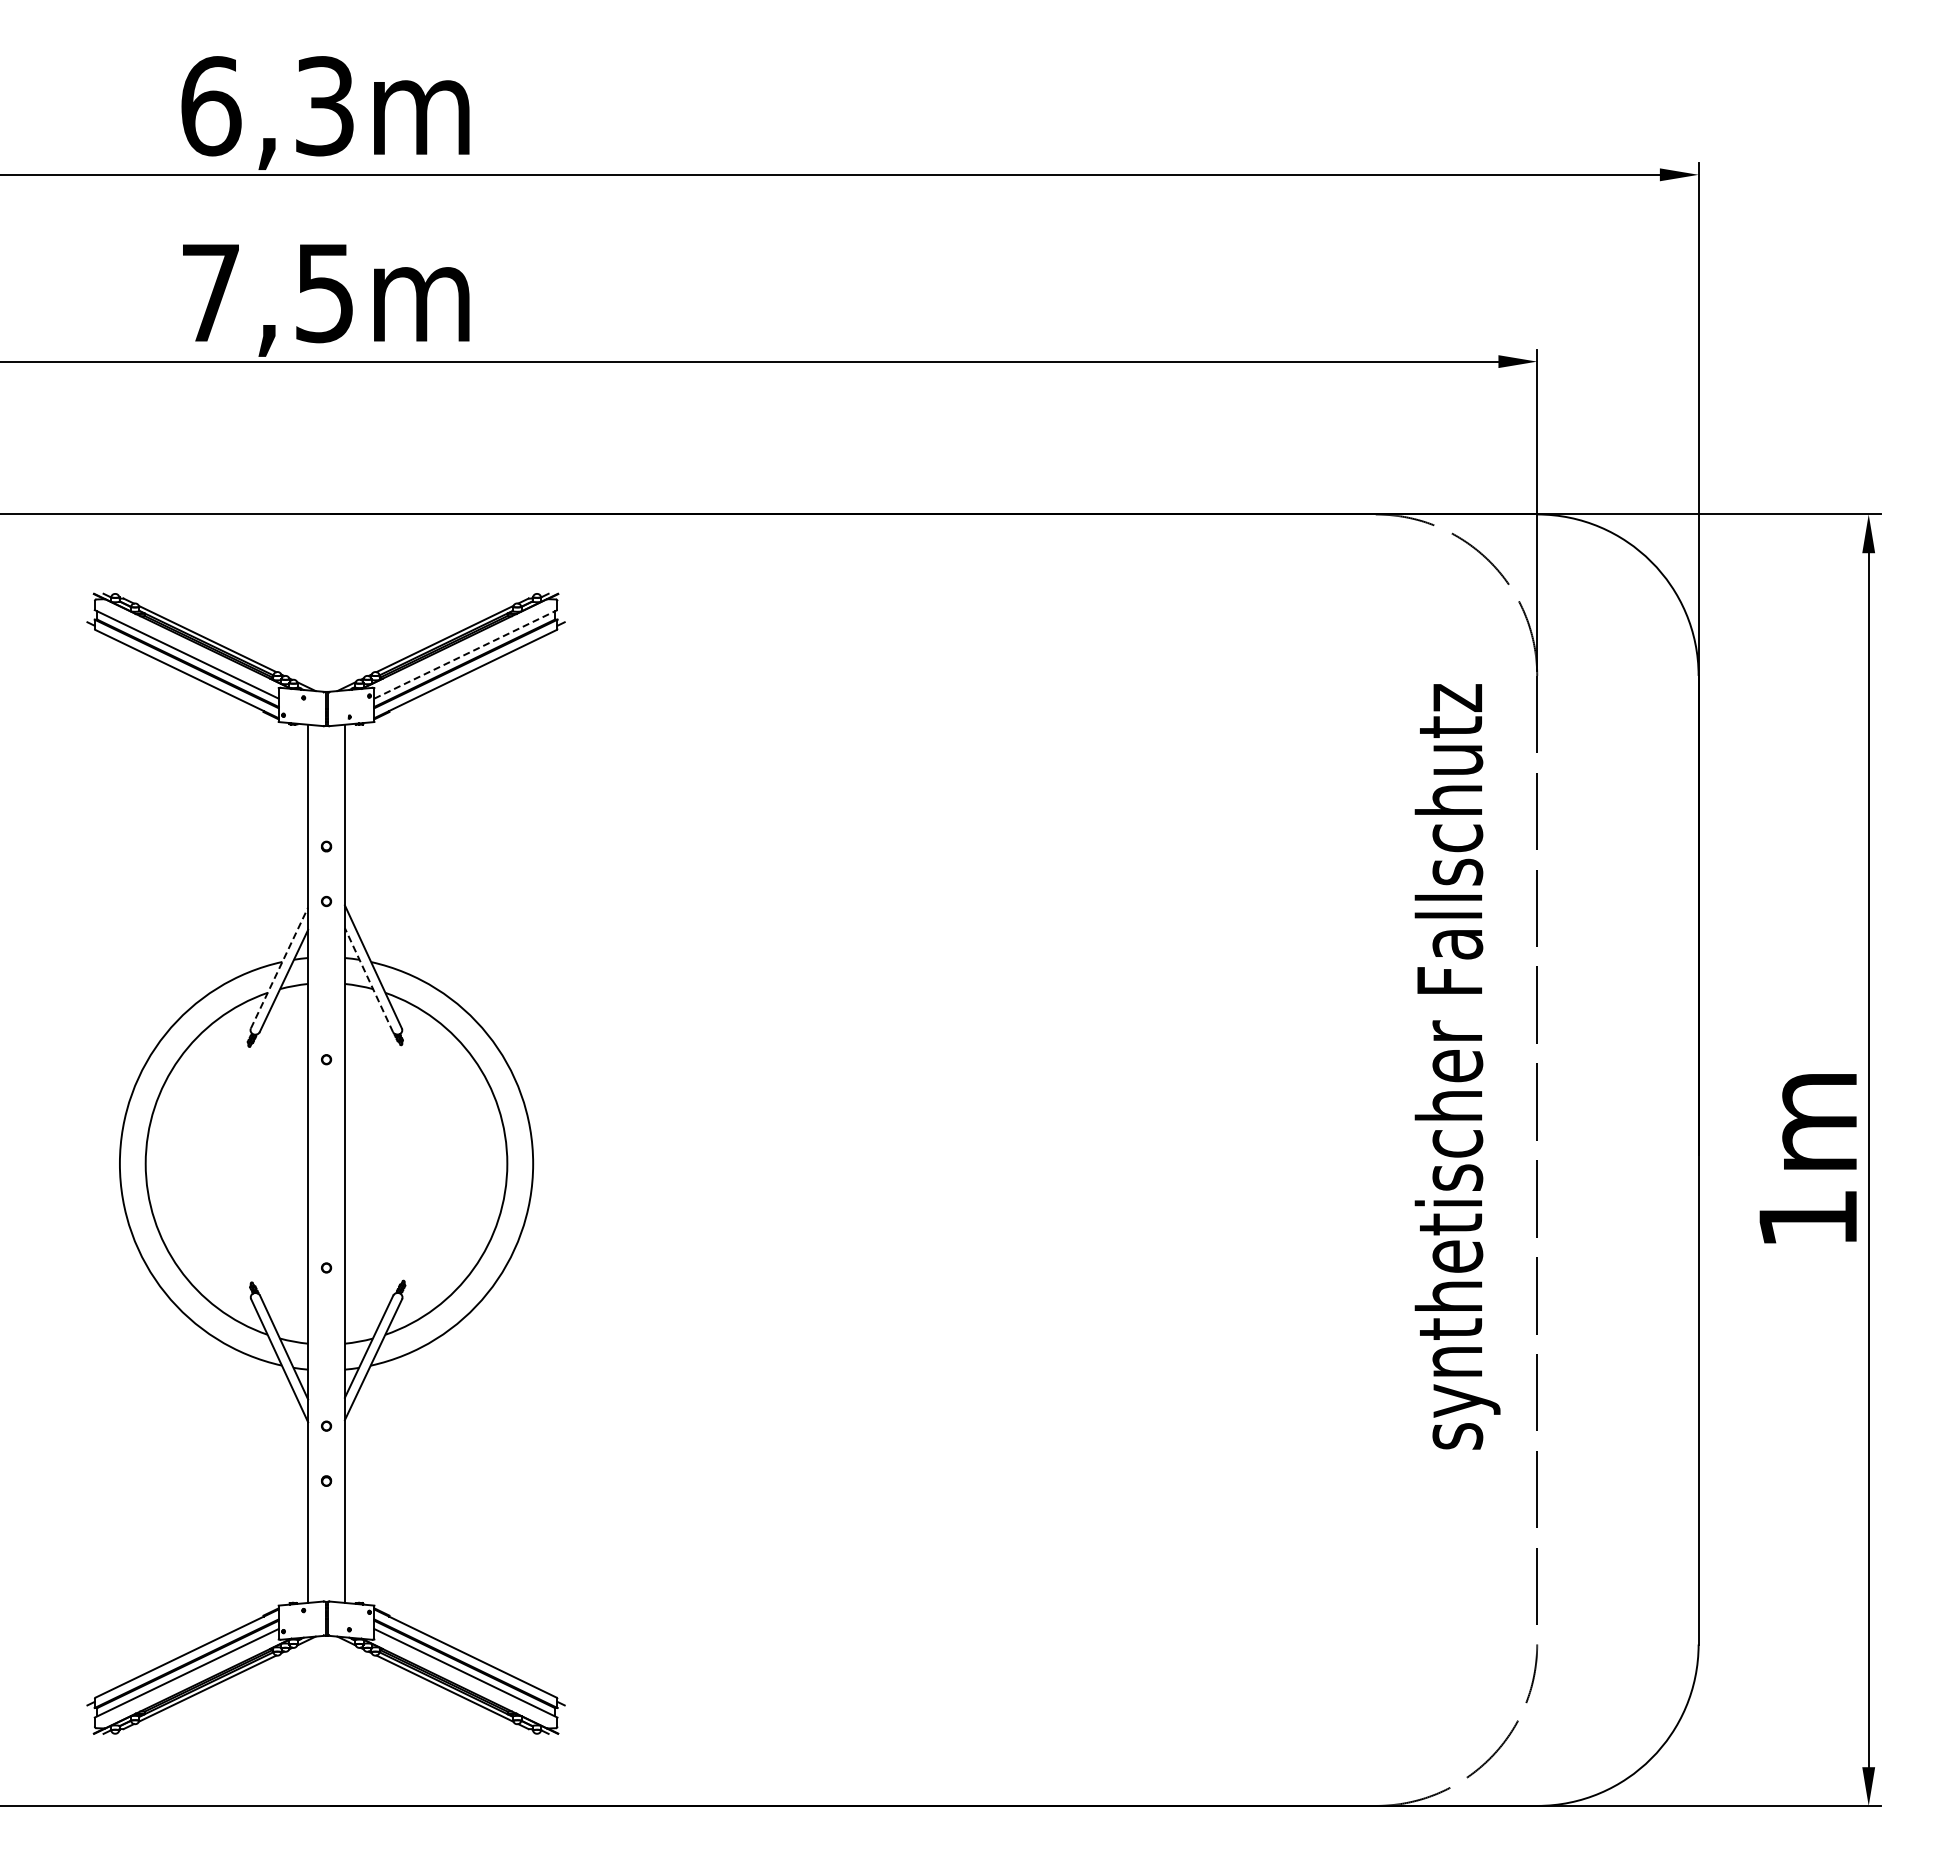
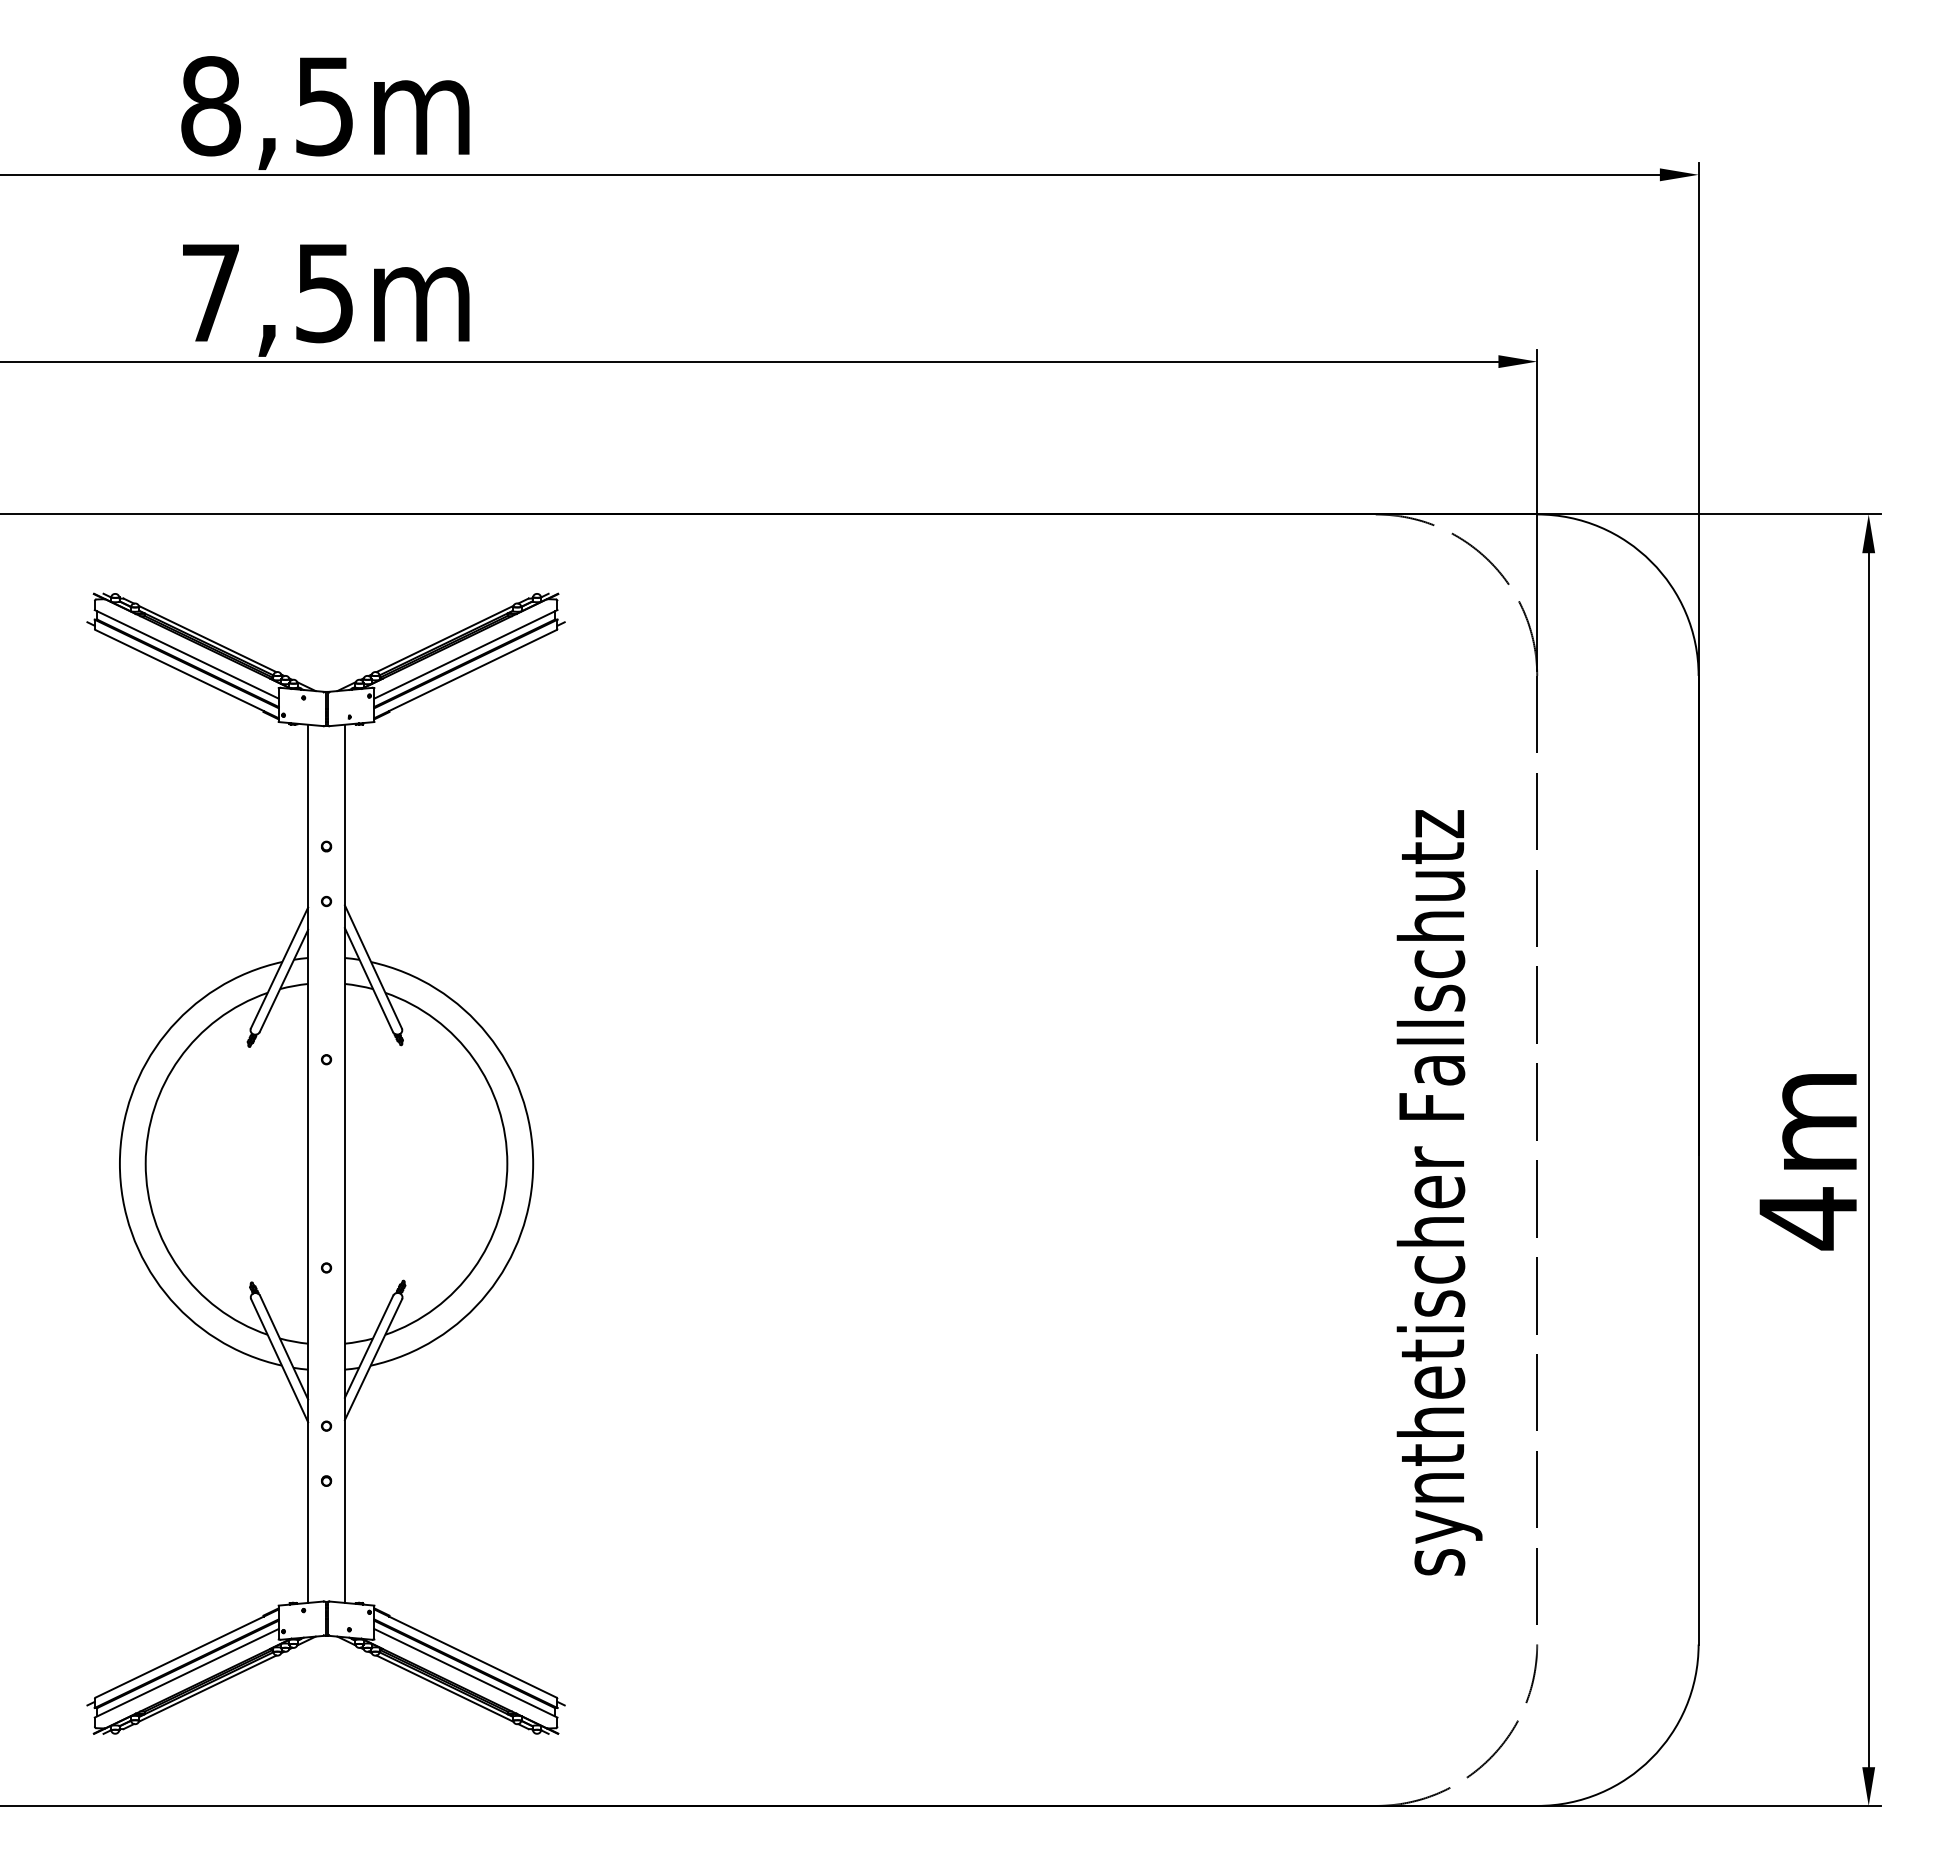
text: 6,3m -> 8,5m (267, 106)
line: dashed -> solid (465, 654)
line: dashed -> solid (279, 968)
line: dashed -> solid (368, 979)
text position: (1457, 1066) -> (1439, 1192) (1439, 1192)
text: 1m -> 4m (1807, 1218)
